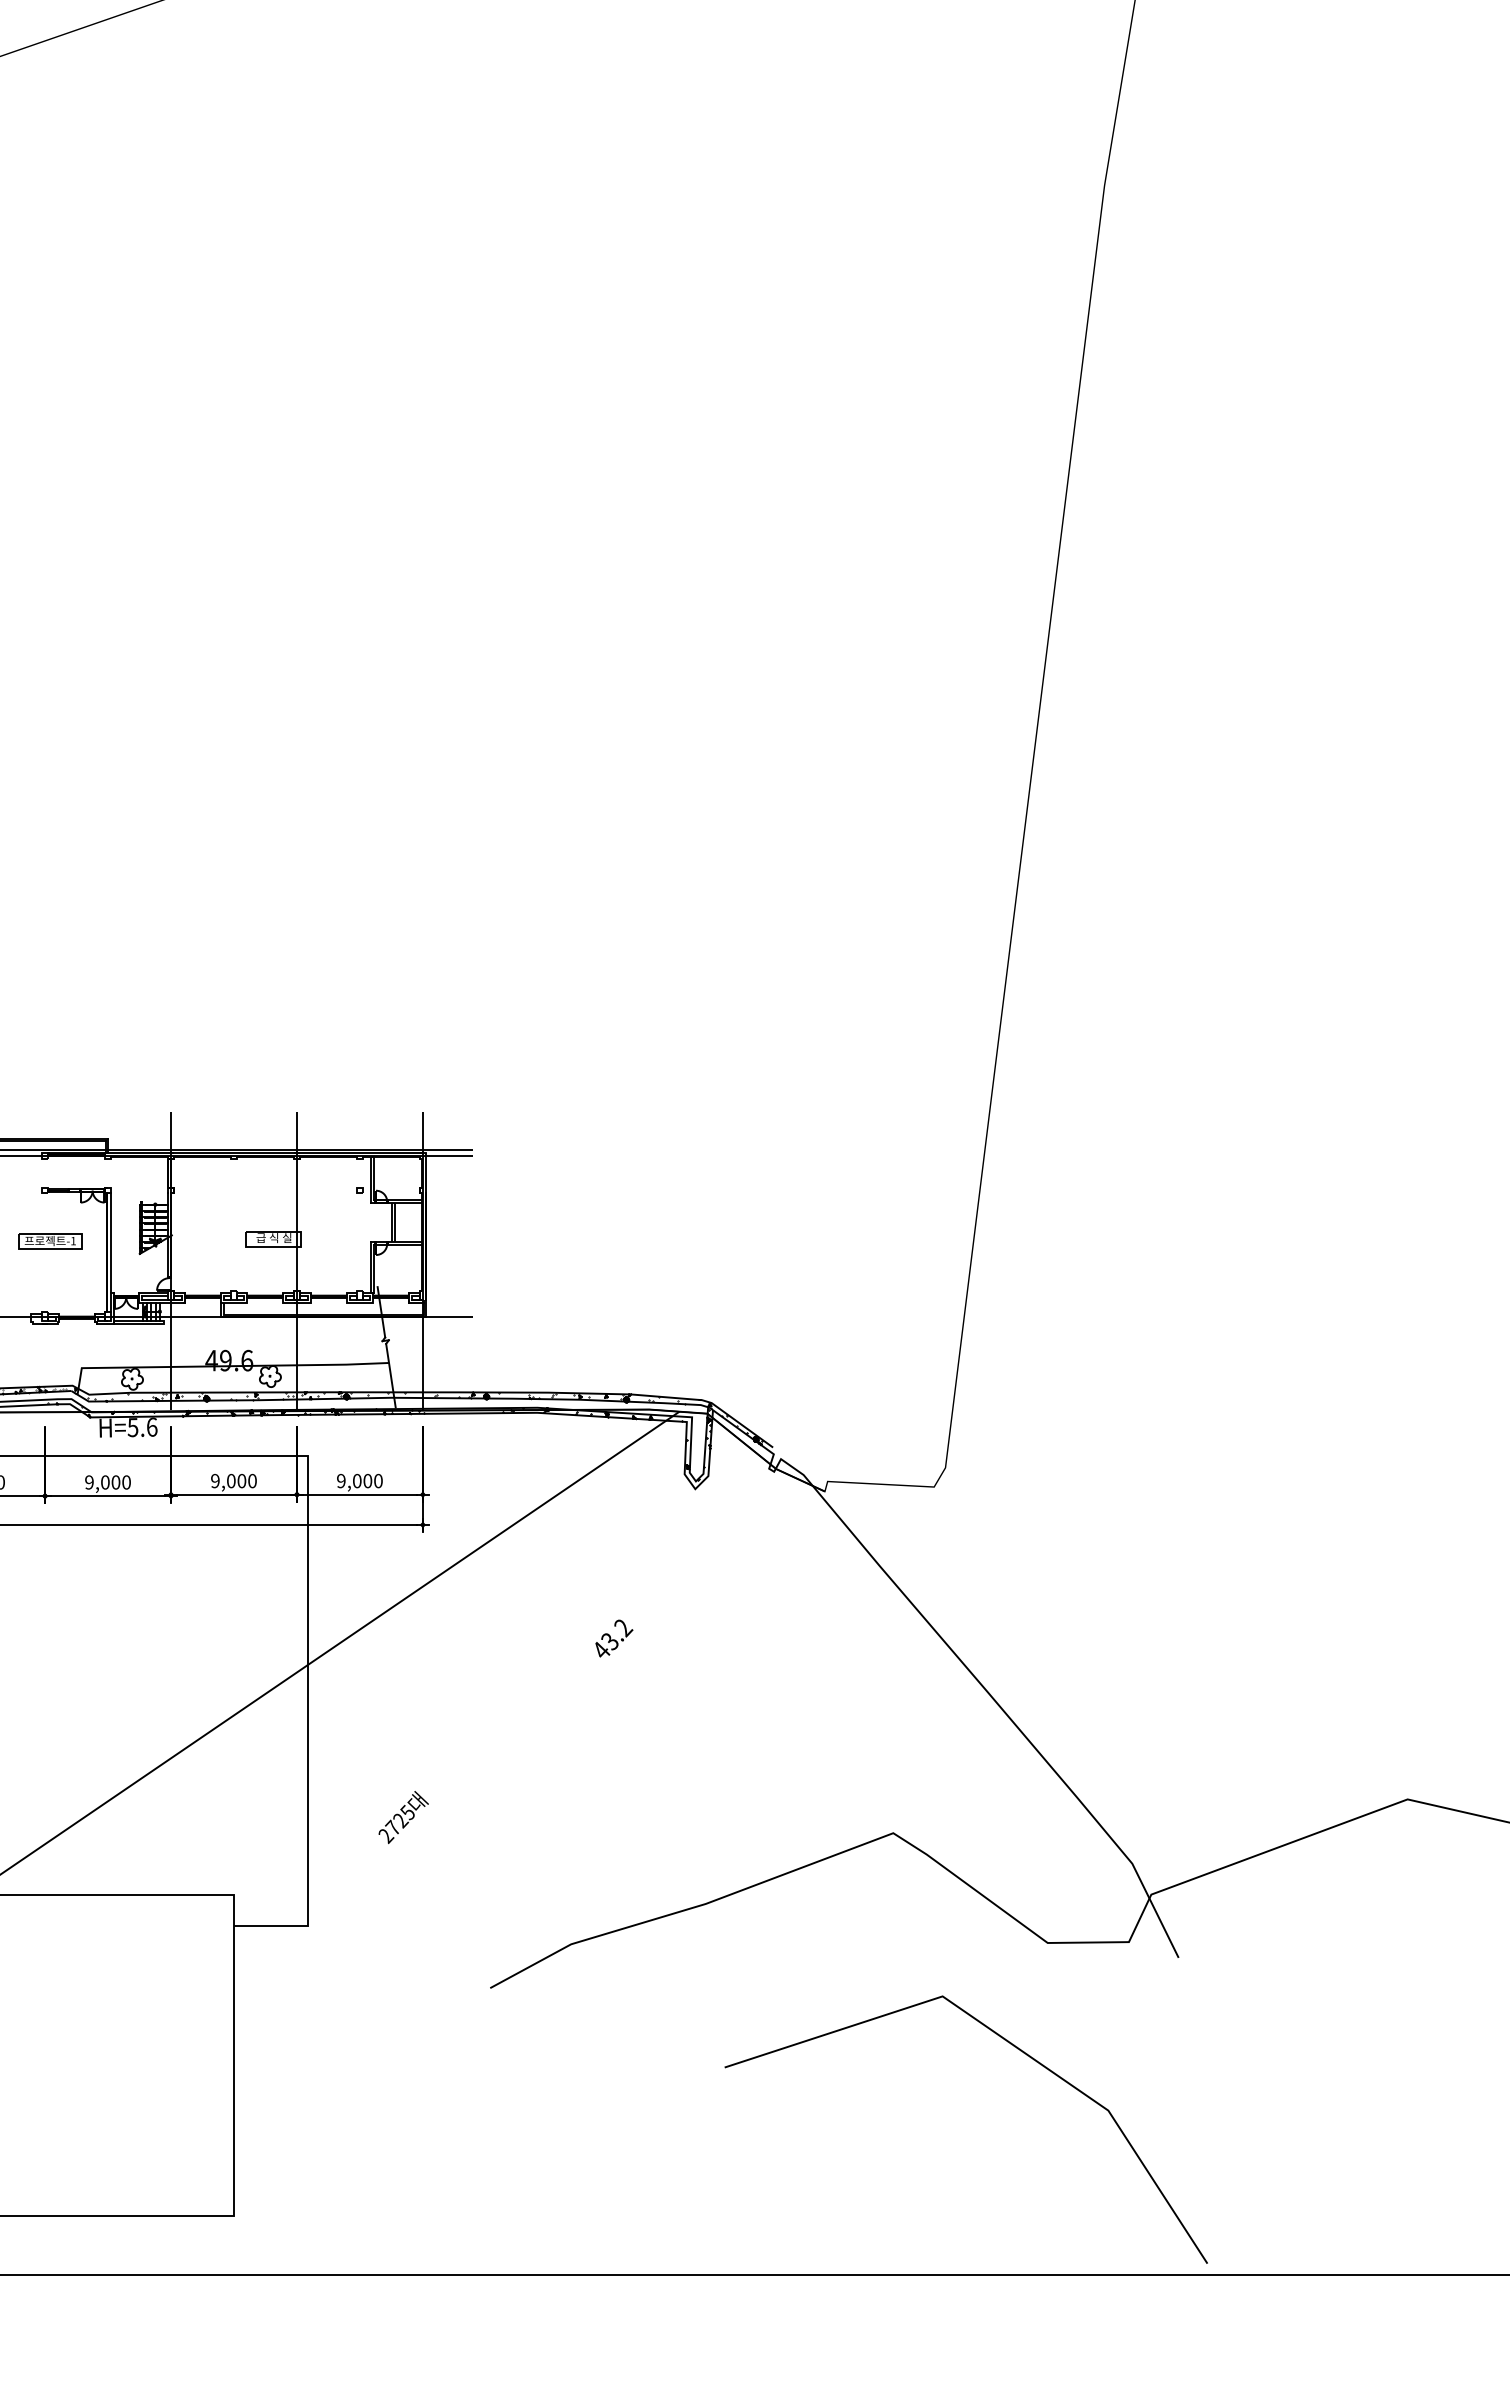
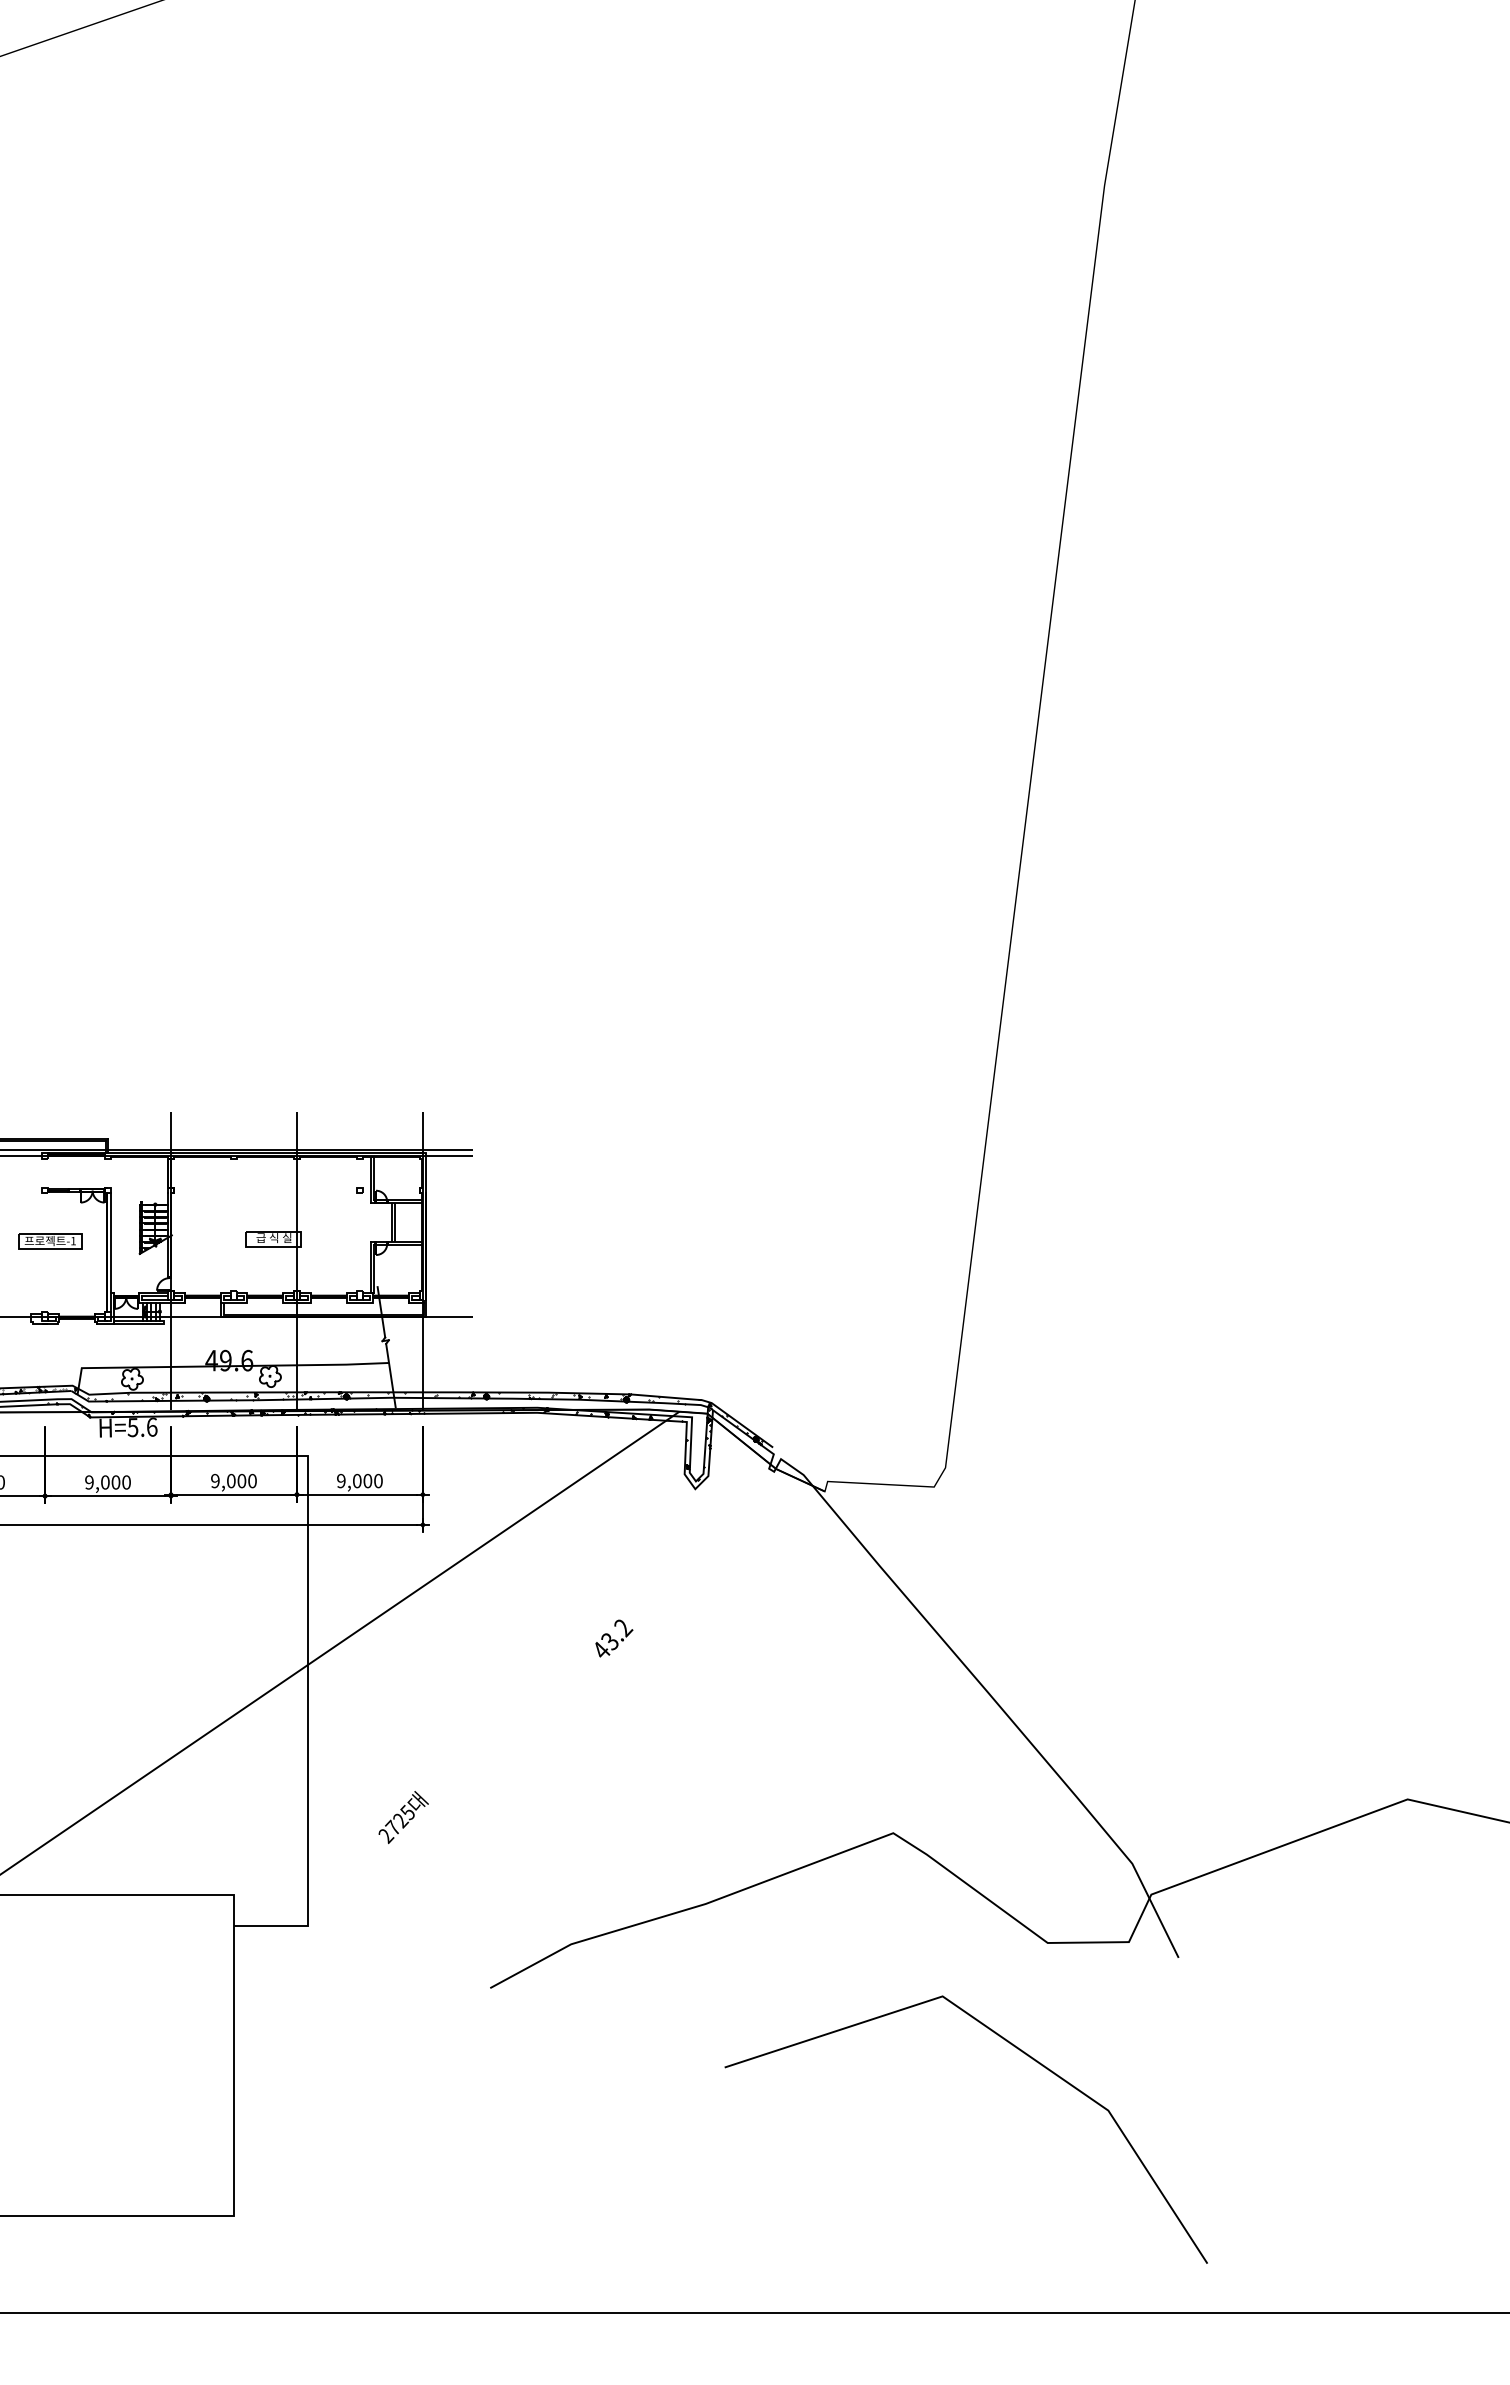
line position: (754, 2275) -> (754, 2313) (754, 2313)
